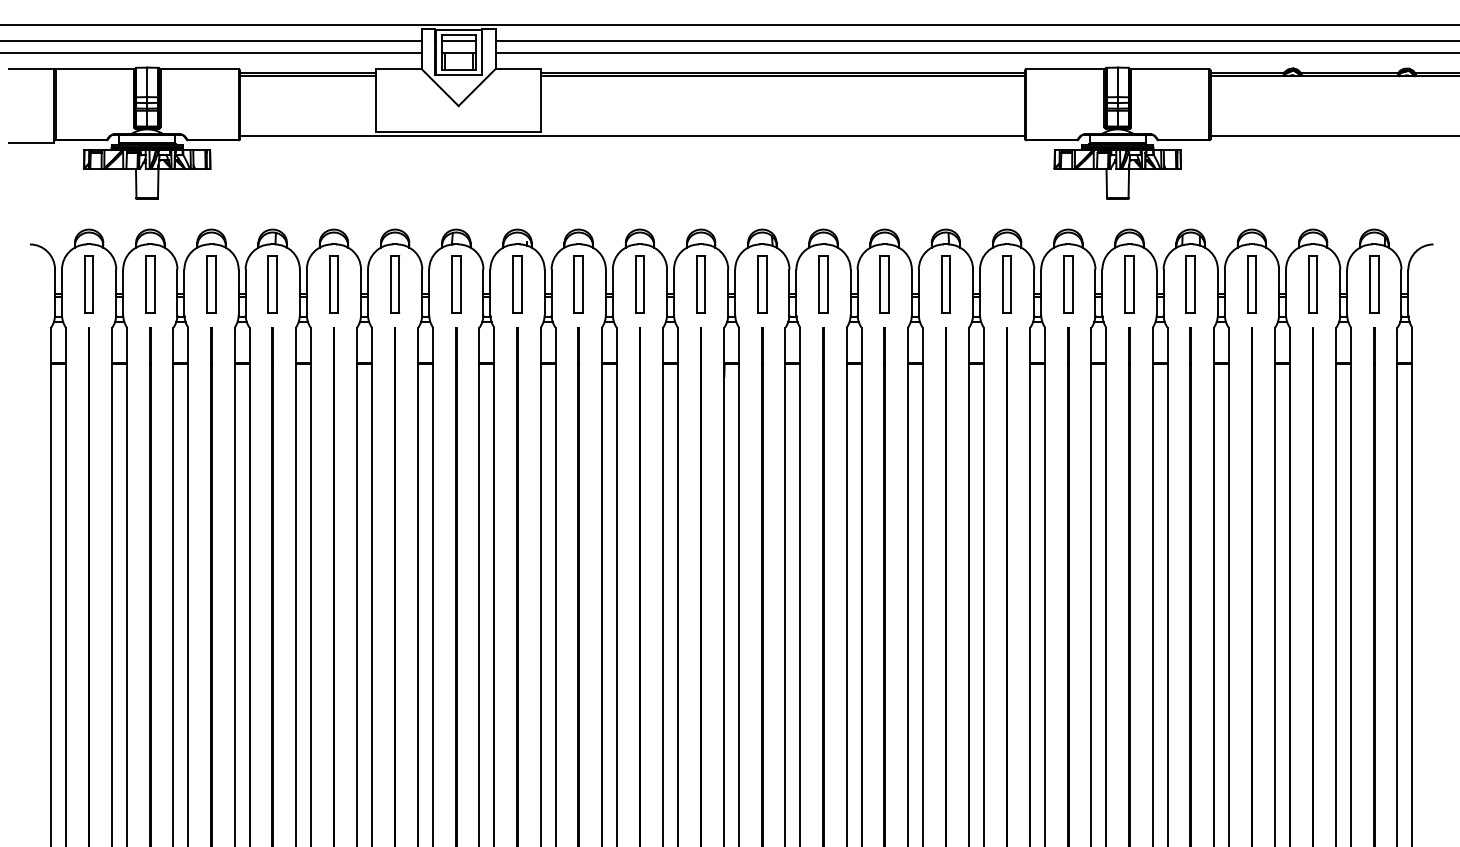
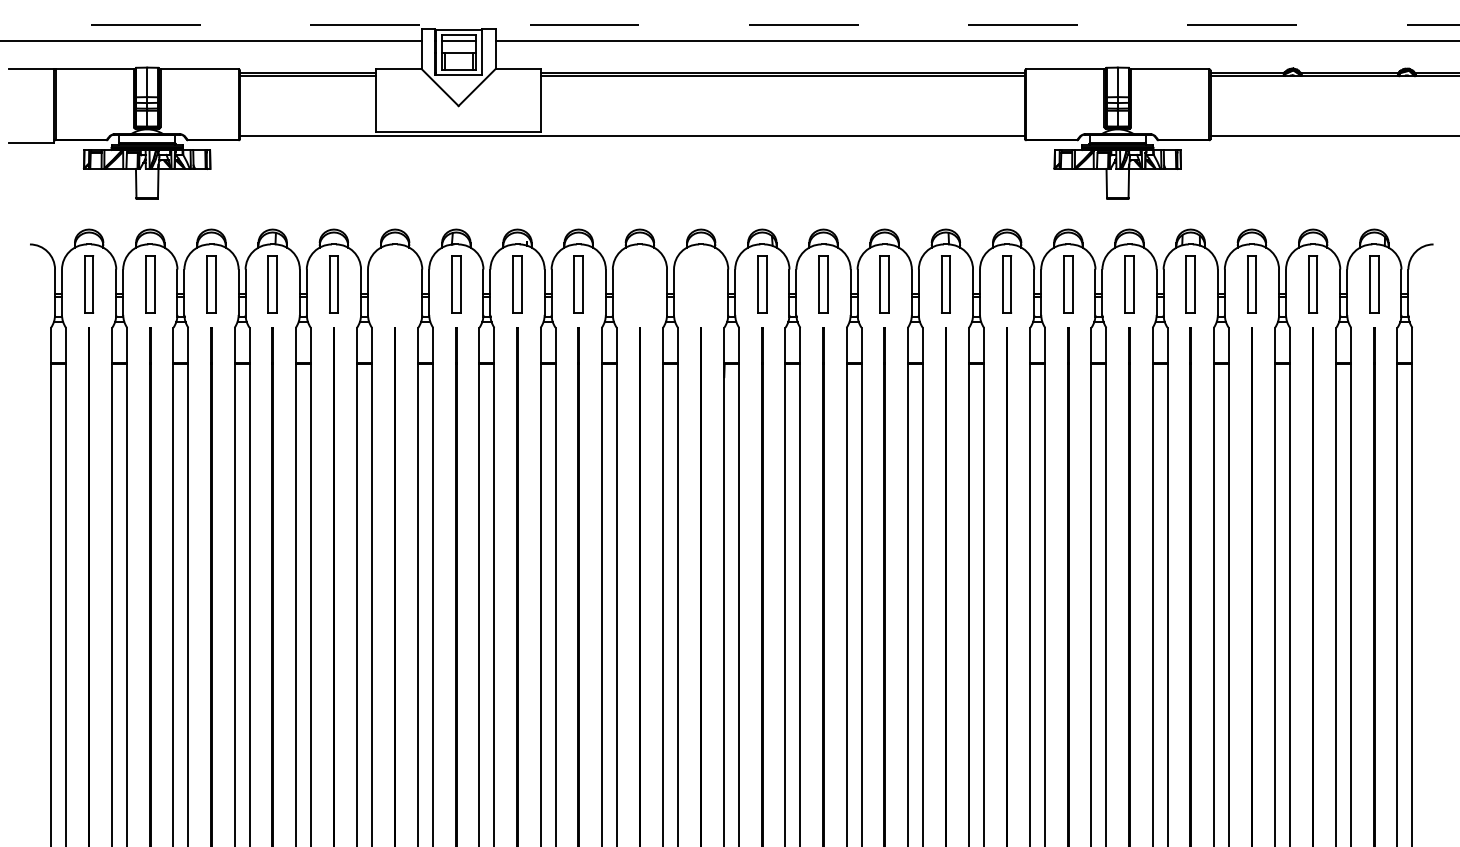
line: solid -> dashed (729, 25)
line: present -> none (211, 52)
line: present -> none (975, 52)
part: present -> none (395, 284)
part: present -> none (639, 284)
part: present -> none (701, 284)
